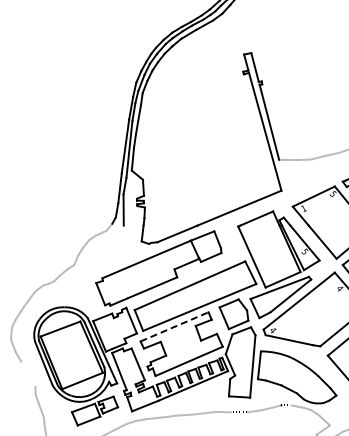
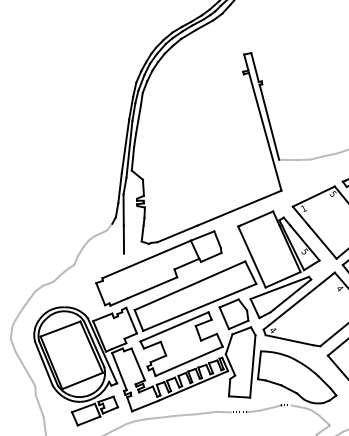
line: none -> present (123, 239)
line: dashed -> solid (175, 326)
line: none -> present (28, 374)
